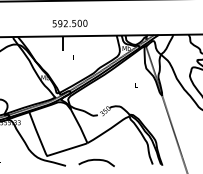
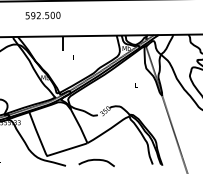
text position: (69, 23) -> (42, 15) (42, 15)
